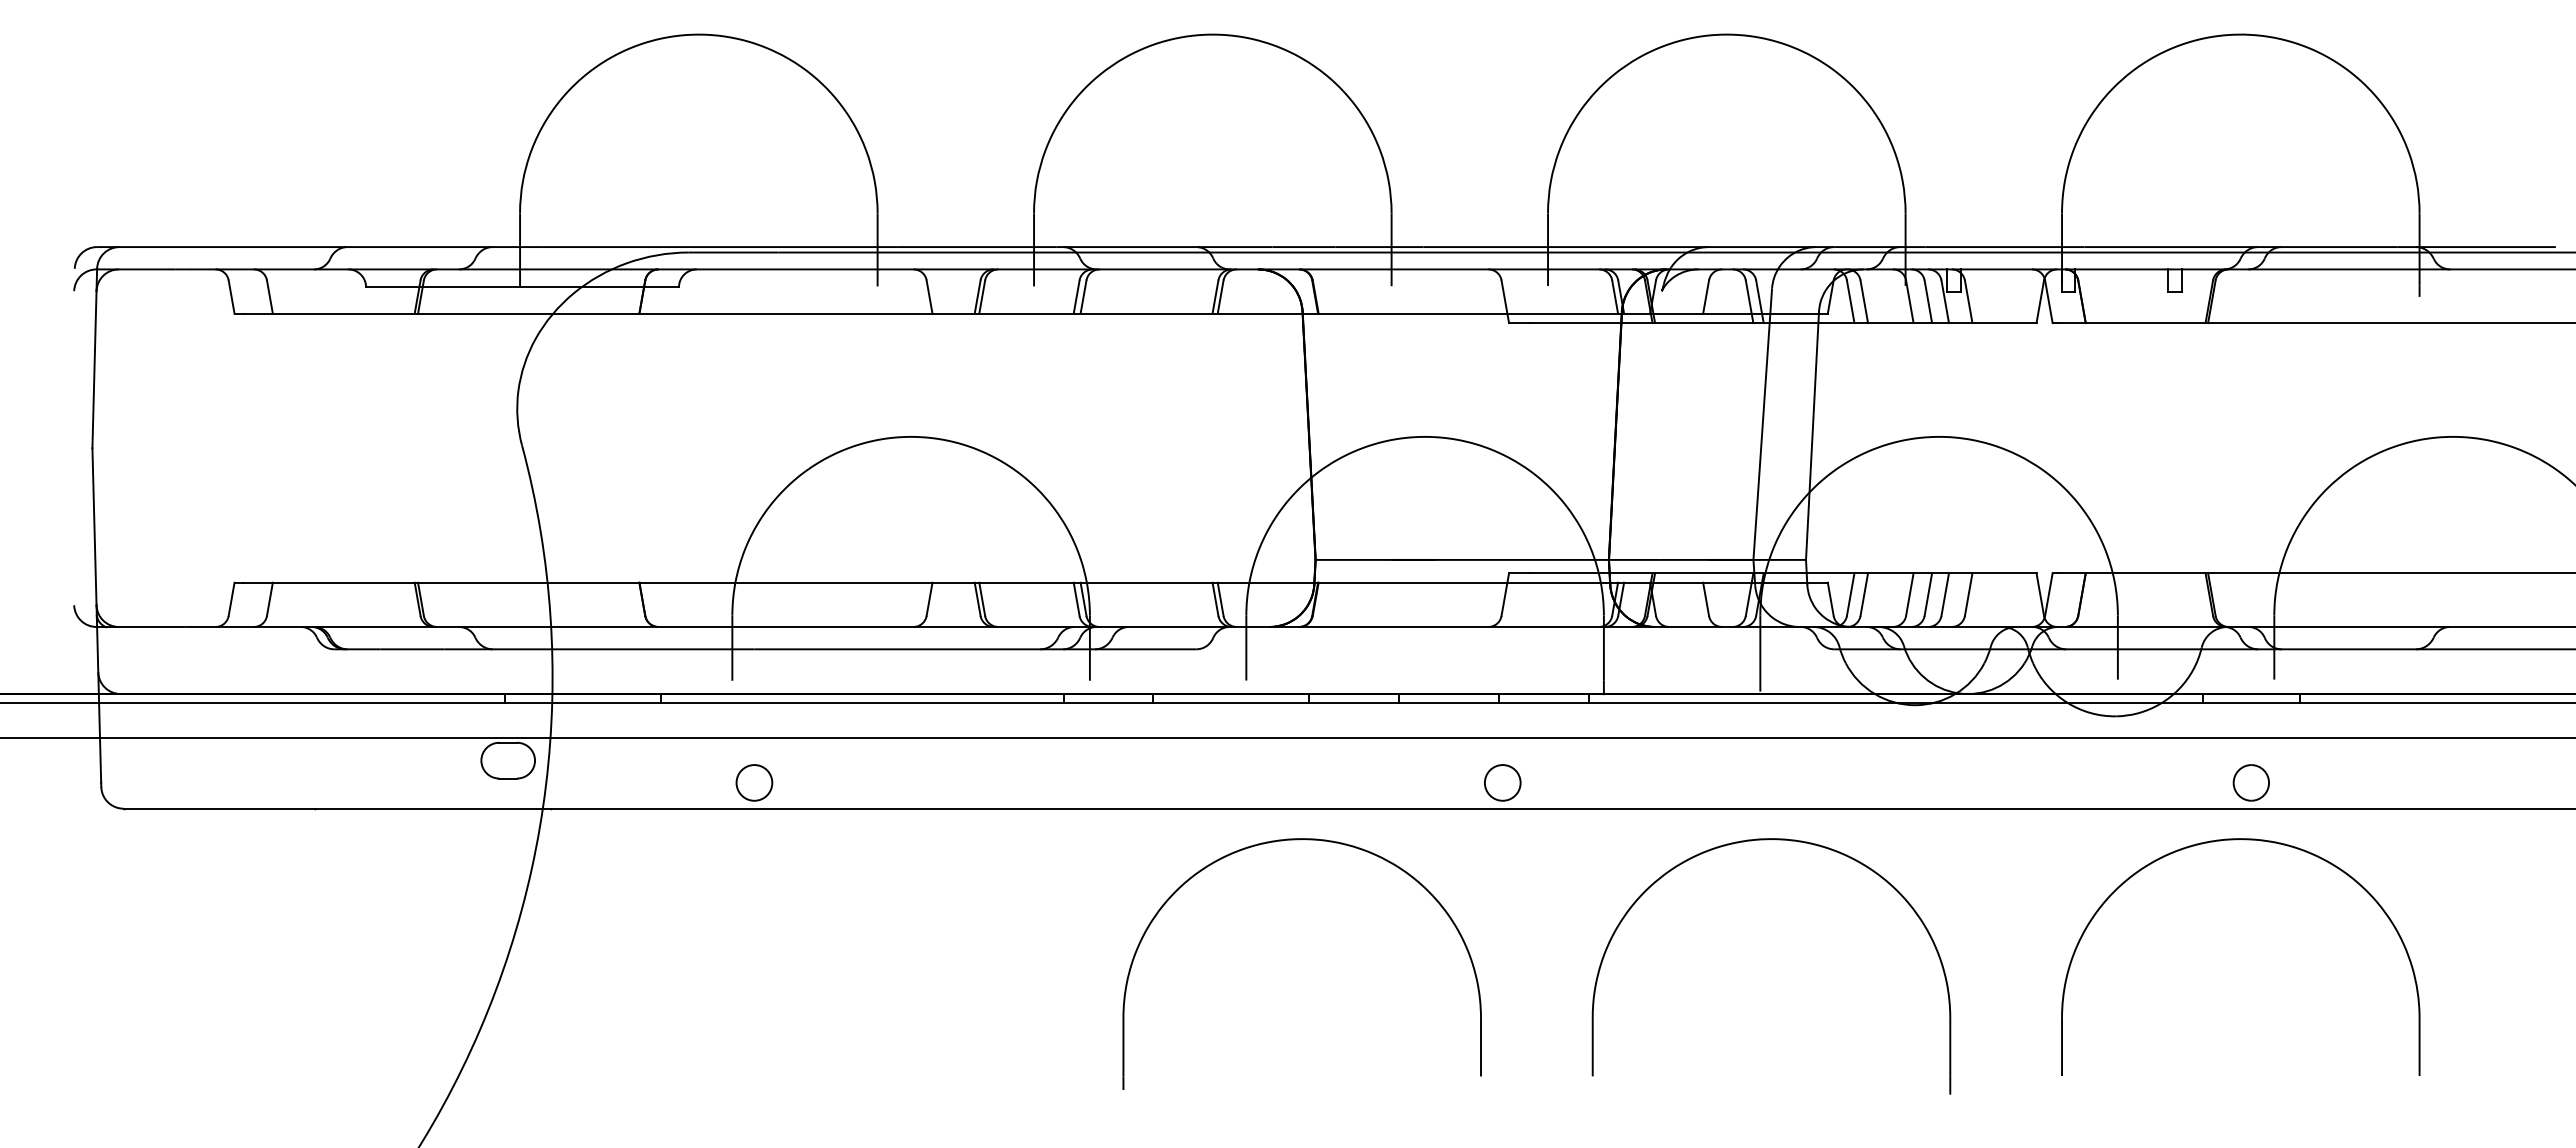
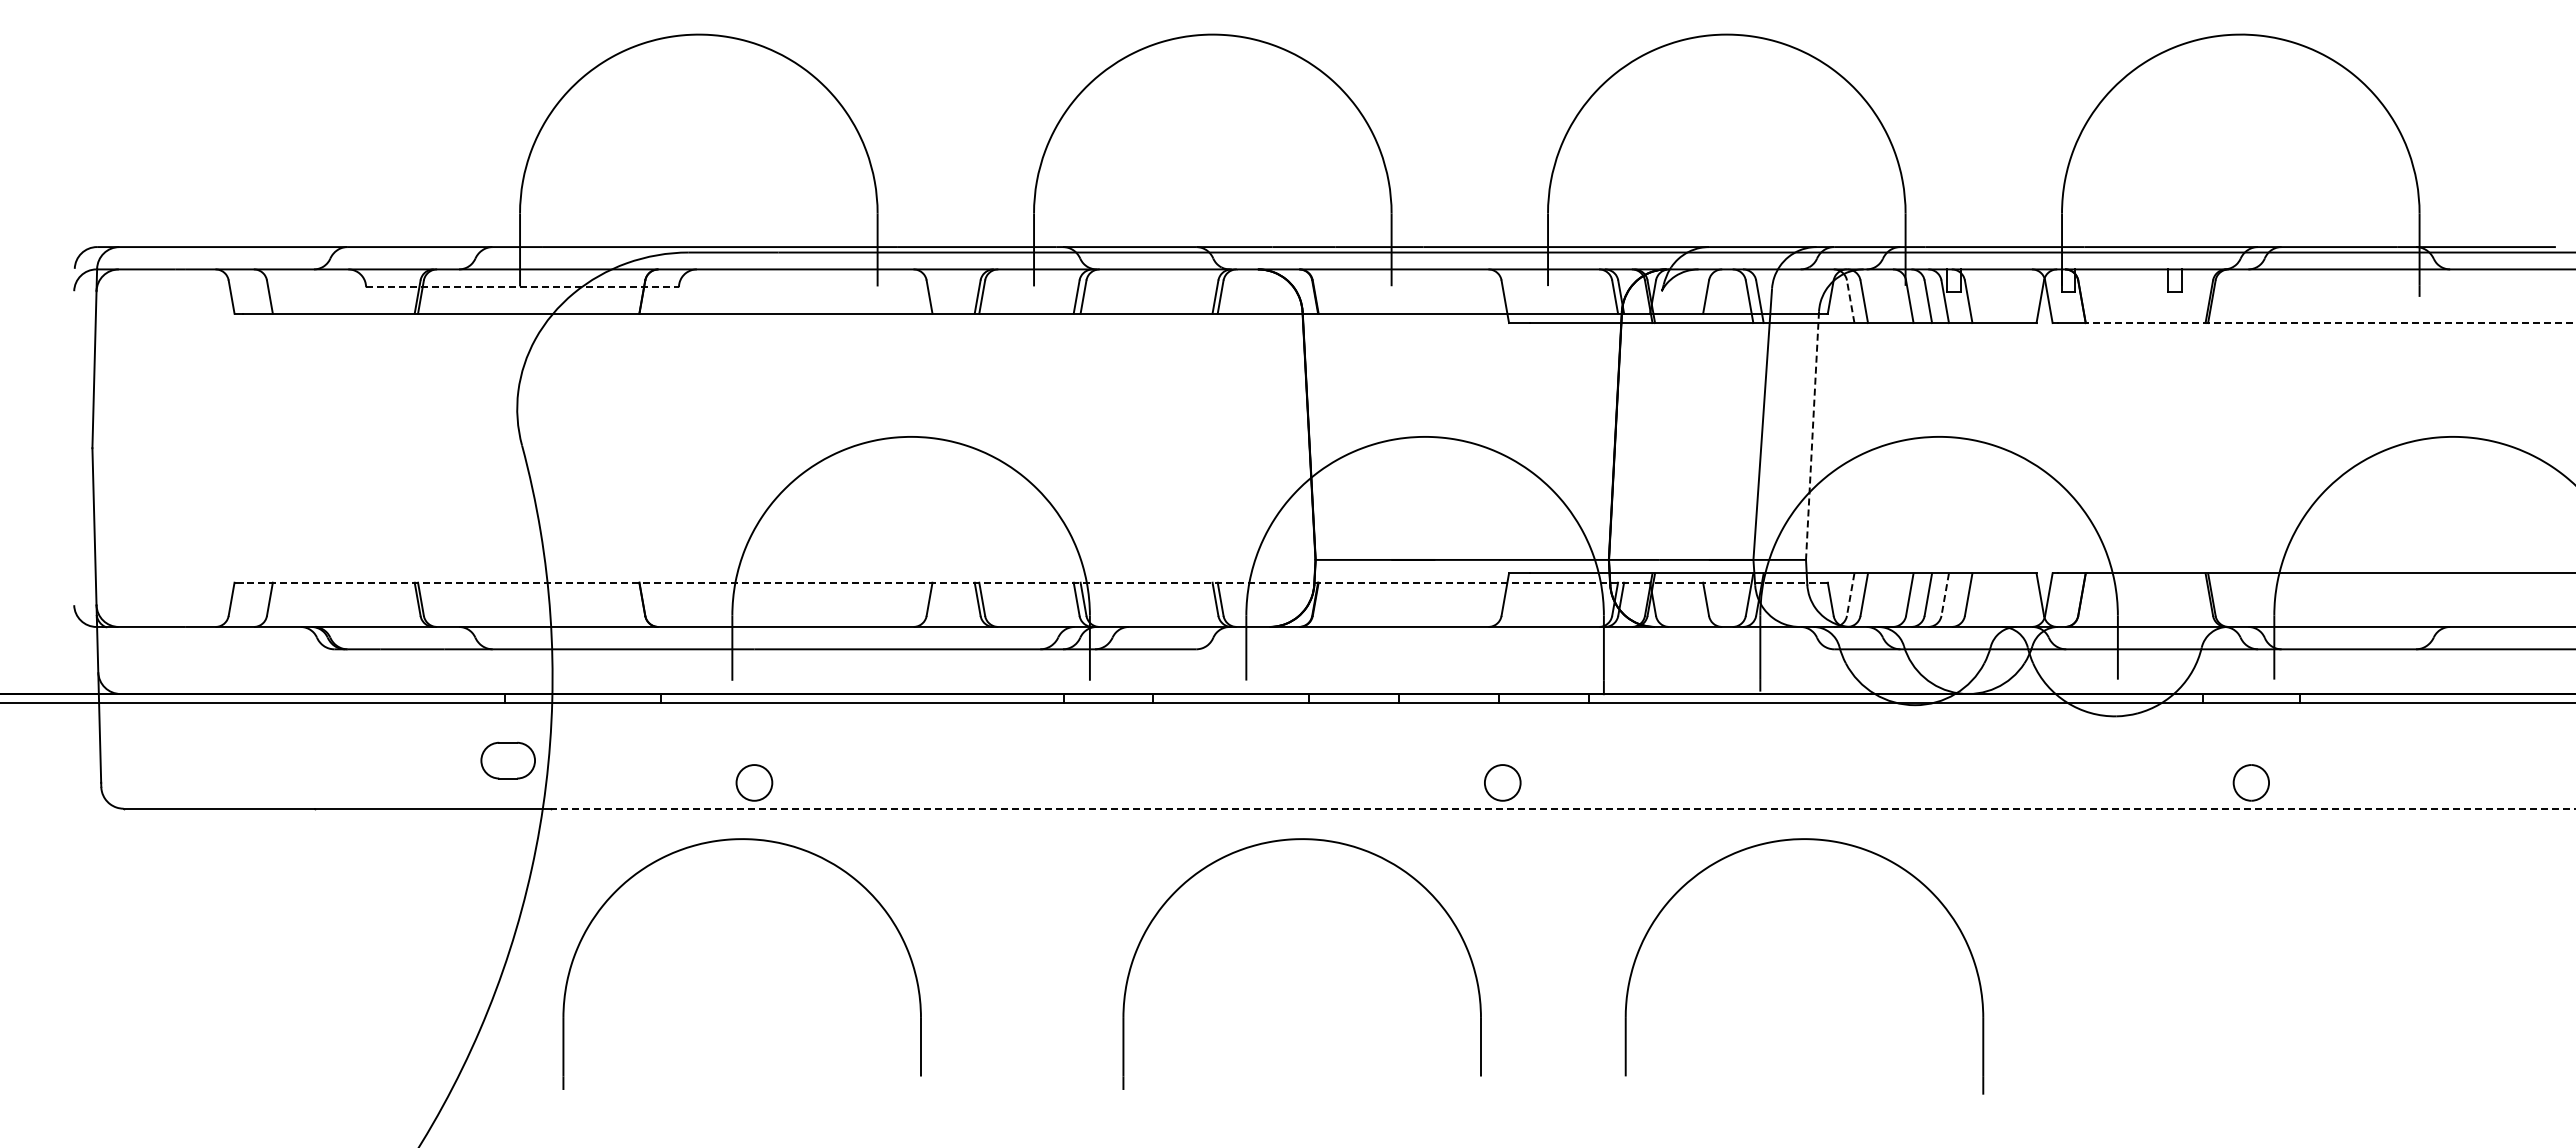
line: solid -> dashed (523, 287)
line: solid -> dashed (1850, 301)
line: solid -> dashed (2331, 323)
line: solid -> dashed (1812, 436)
line: solid -> dashed (1034, 582)
line: solid -> dashed (1850, 594)
line: solid -> dashed (1945, 594)
line: present -> none (1287, 738)
line: solid -> dashed (1562, 808)
part: none -> present (738, 840)
part position: (1767, 840) -> (1800, 840) (1800, 840)
part: present -> none (2237, 840)
